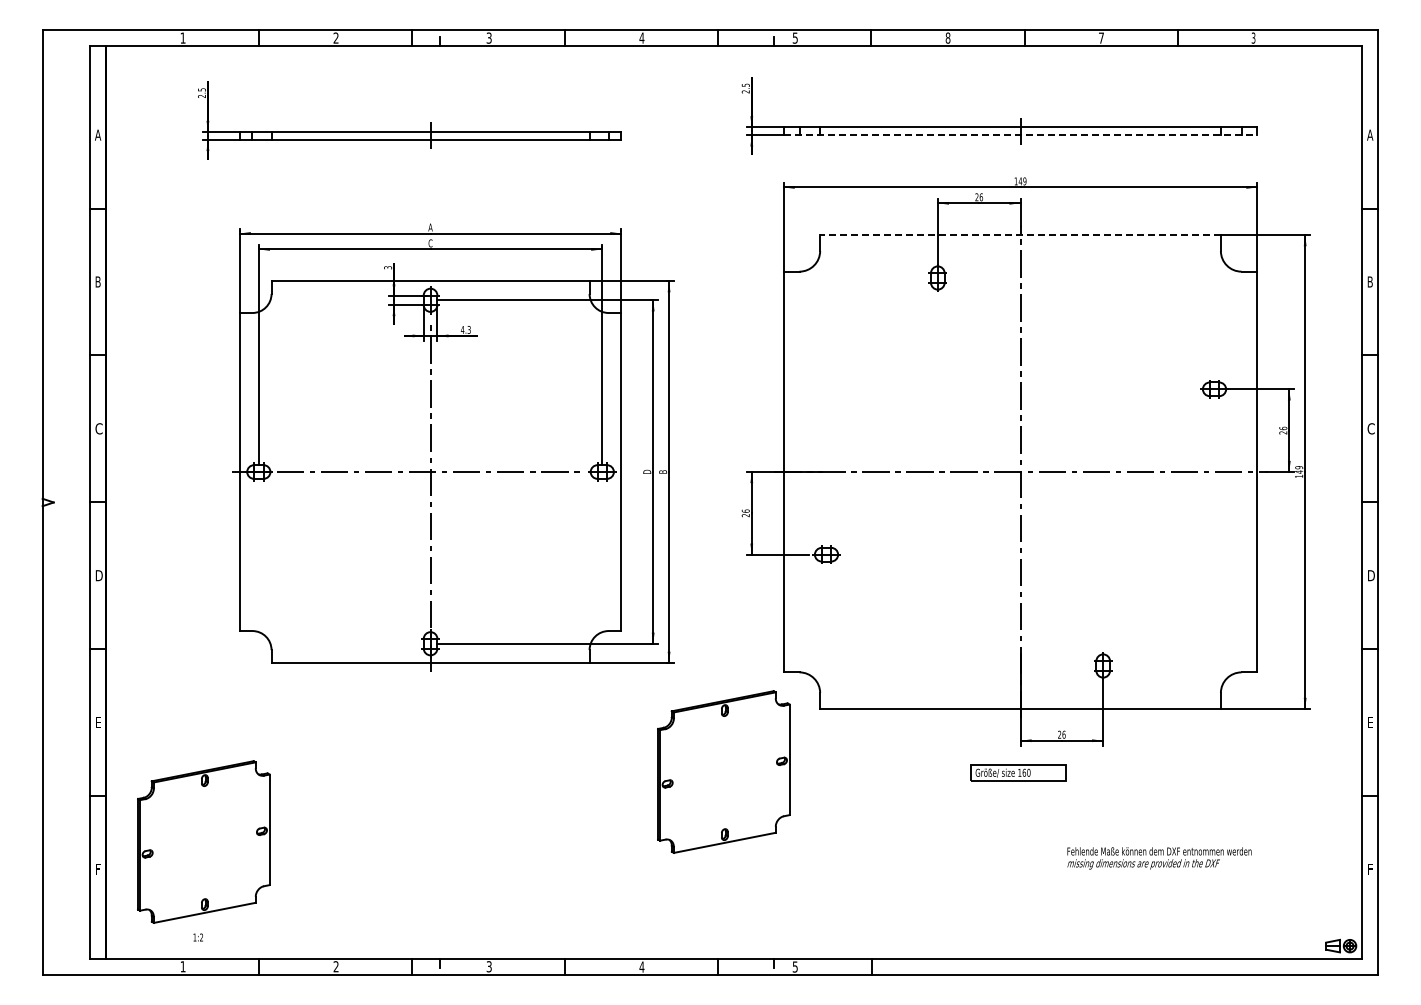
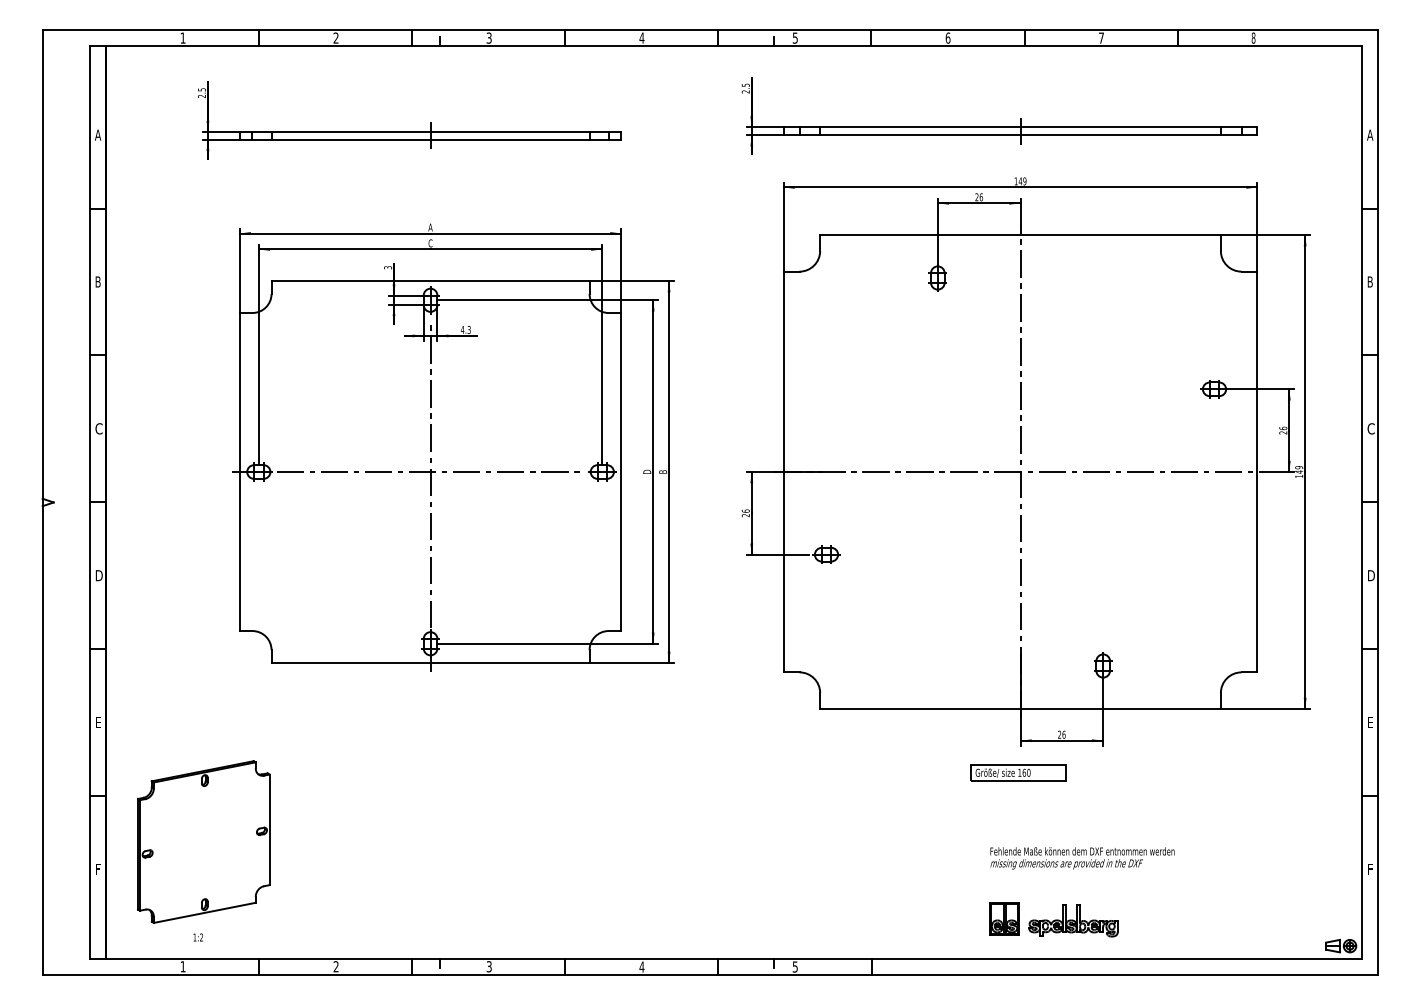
text: 8 -> 6 (947, 37)
text: 3 -> 8 (1253, 37)
line: dashed -> solid (1020, 135)
line: dashed -> solid (1020, 235)
part: present -> none (723, 771)
text position: (1159, 858) -> (1082, 858) (1082, 858)
part: none -> present (1053, 919)
